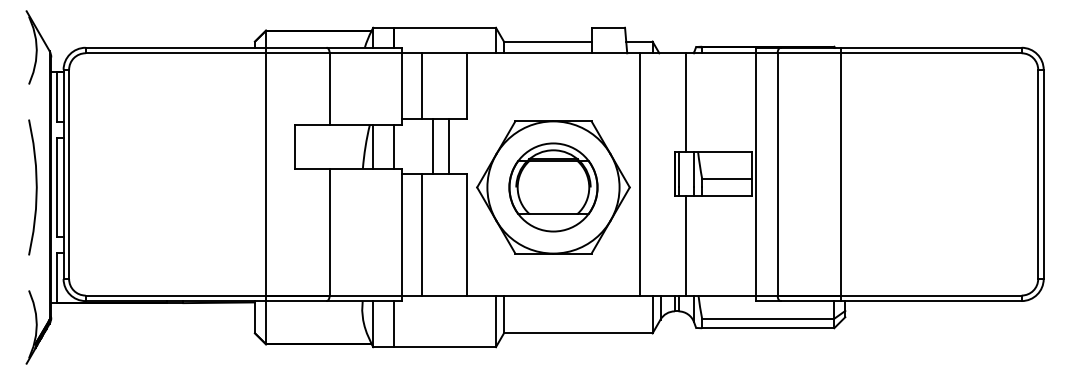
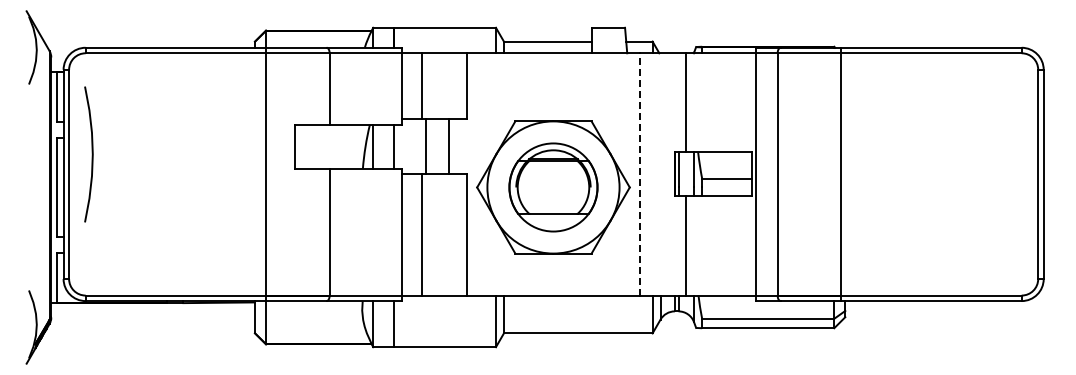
line position: (432, 146) -> (425, 146) (425, 146)
line: solid -> dashed (640, 173)
curve position: (35, 187) -> (91, 154) (91, 154)
